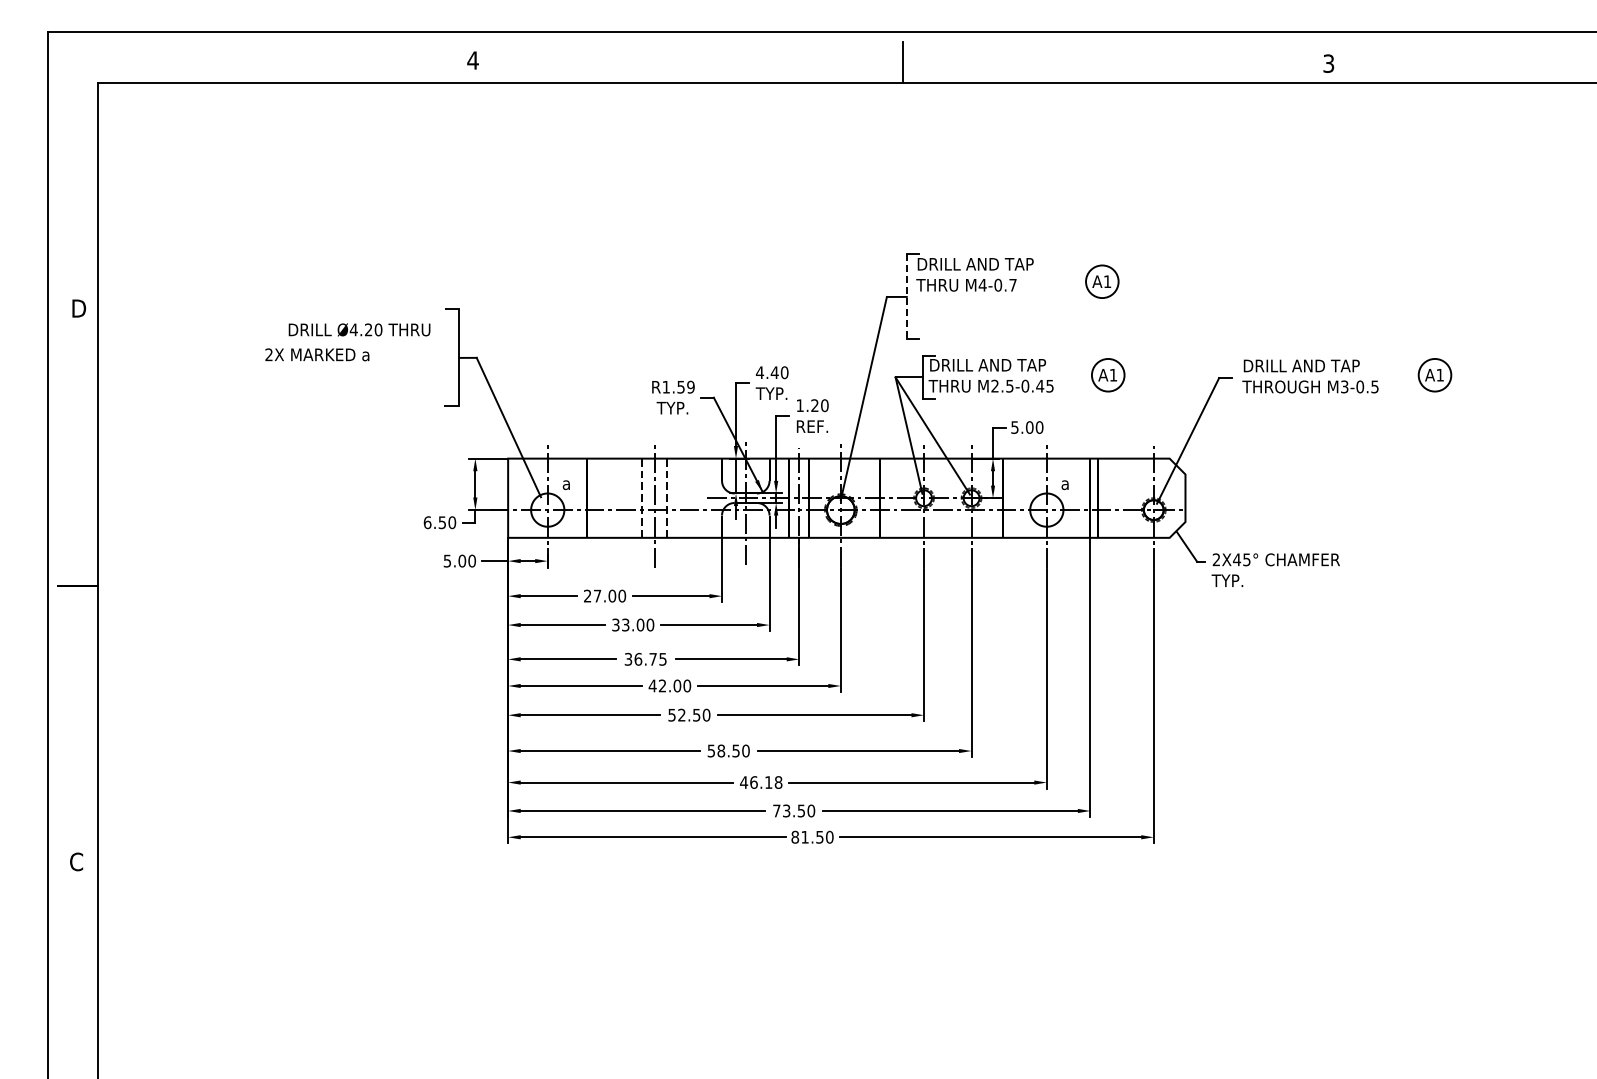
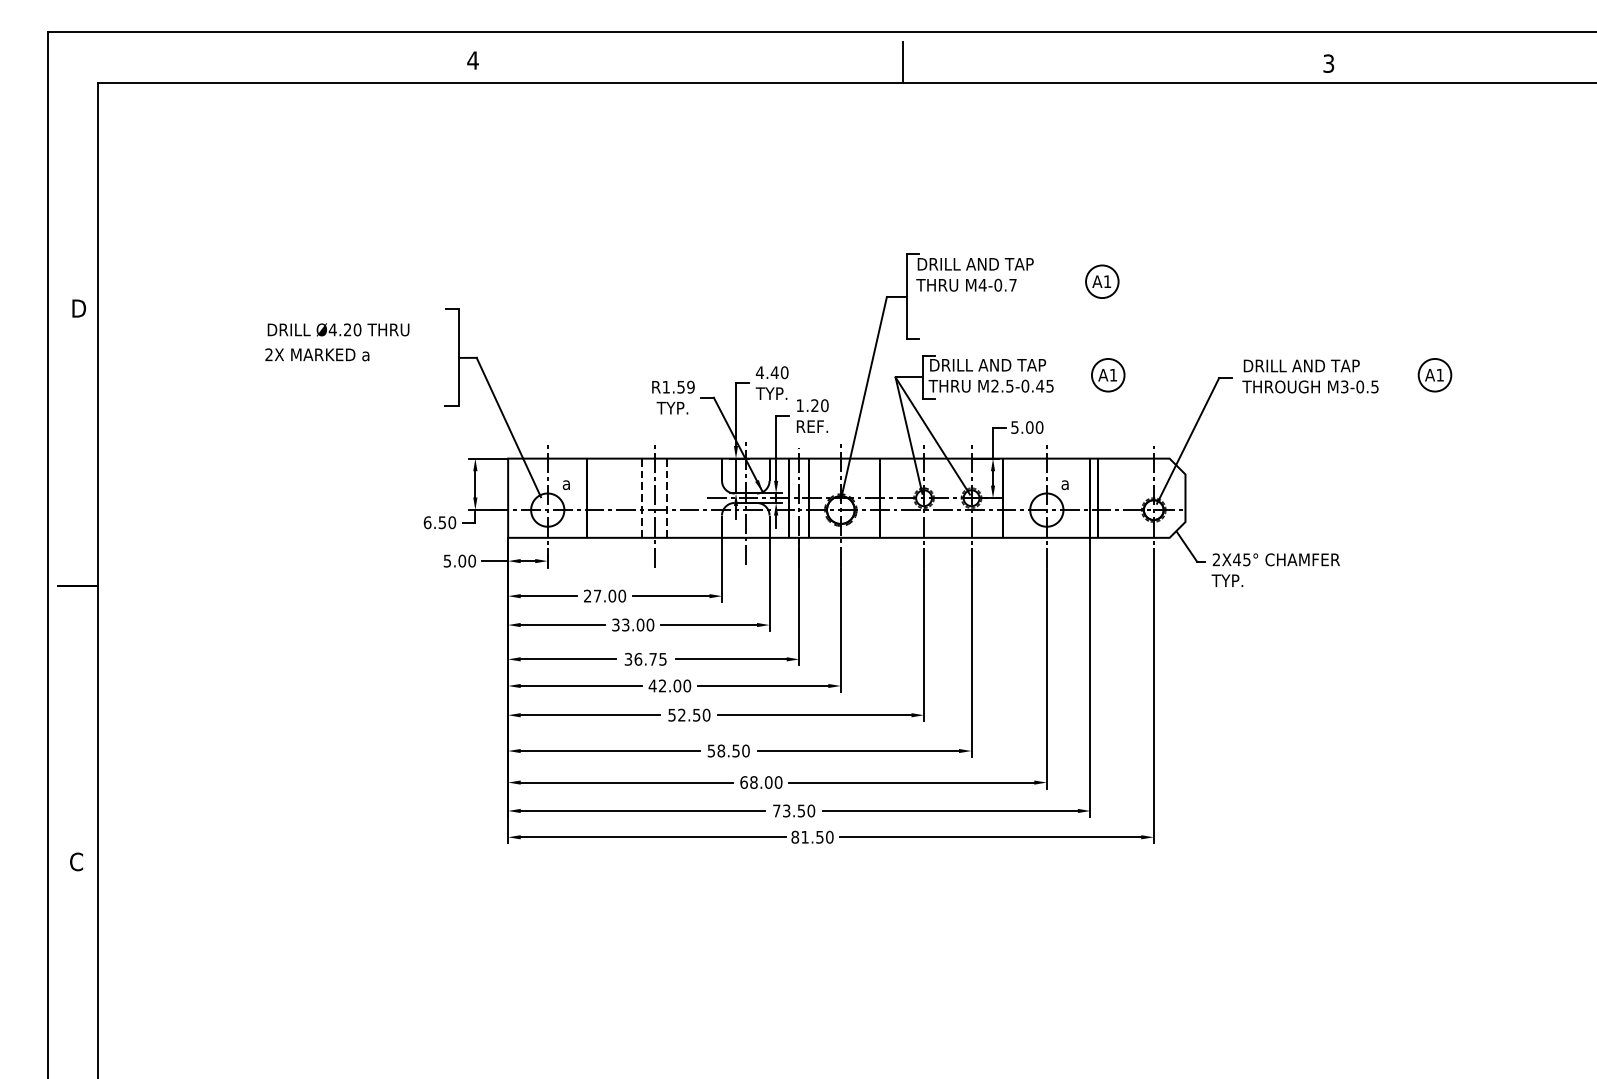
line: dashed -> solid (906, 297)
text position: (359, 329) -> (338, 329) (338, 329)
text: 46.18 -> 68.00 (761, 782)
